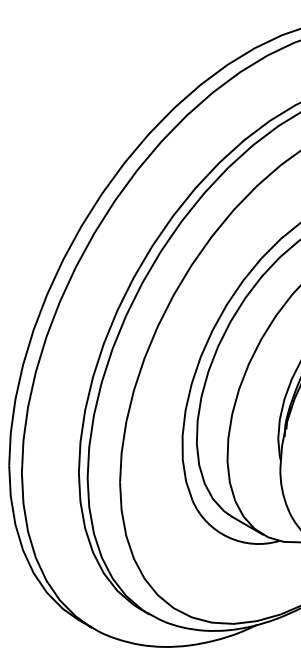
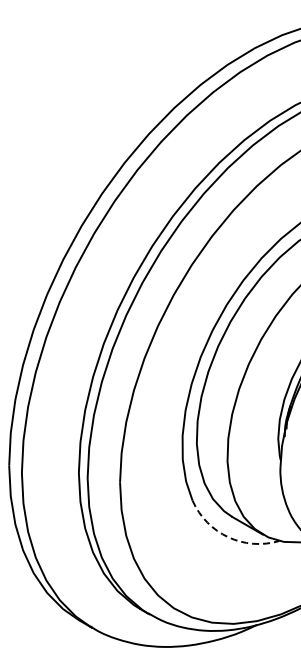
arc: solid -> dashed (228, 537)
